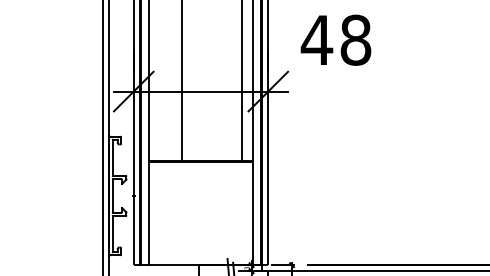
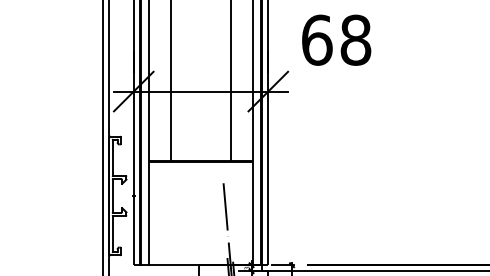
text: 48 -> 68 (316, 39)
line position: (182, 81) -> (171, 81) (171, 81)
line position: (241, 81) -> (230, 81) (230, 81)
line: none -> present (227, 227)
